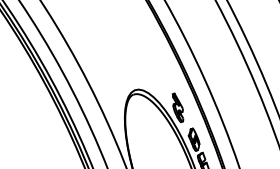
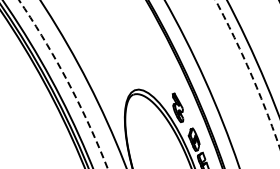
arc: solid -> dashed (250, 72)
circle: solid -> dashed (63, 84)
